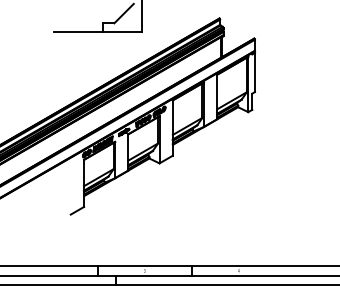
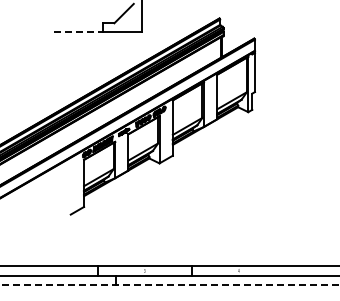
line: solid -> dashed (79, 31)
line: solid -> dashed (170, 285)
